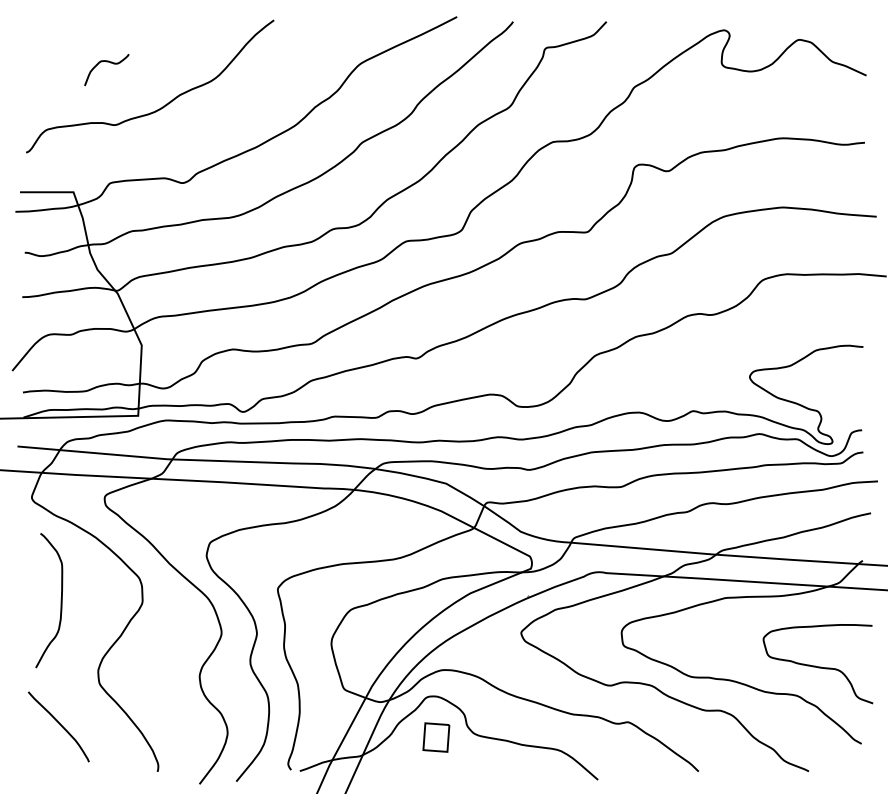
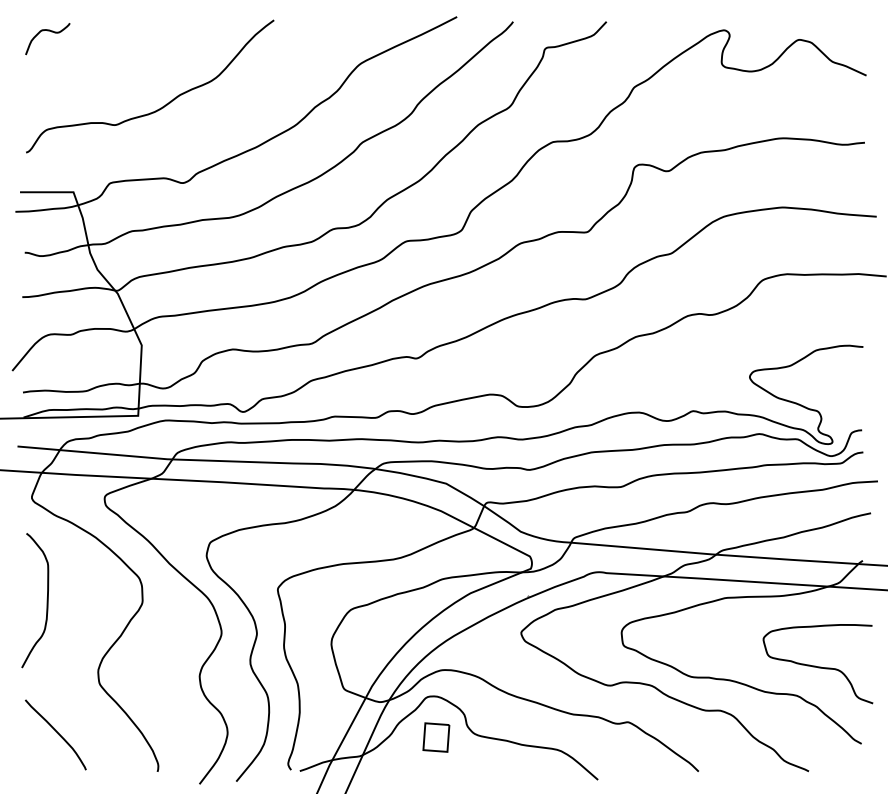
curve position: (106, 62) -> (47, 31) (47, 31)
curve position: (60, 600) -> (46, 600) (46, 600)
curve position: (59, 724) -> (56, 732) (56, 732)
